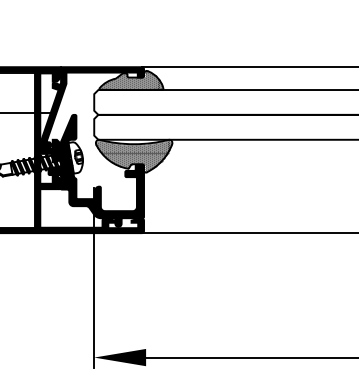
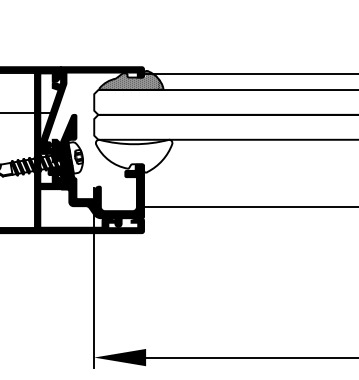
line position: (248, 67) -> (248, 74) (248, 74)
hatch: present -> none (133, 155)
line position: (248, 233) -> (248, 207) (248, 207)
